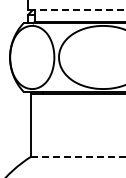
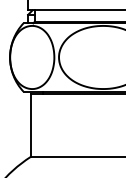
line: dashed -> solid (76, 10)
line: dashed -> solid (78, 156)
